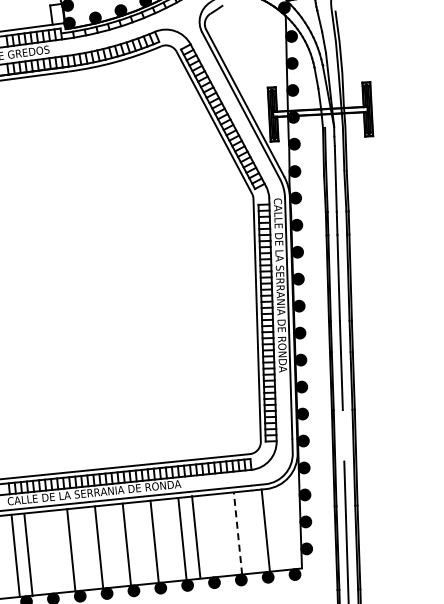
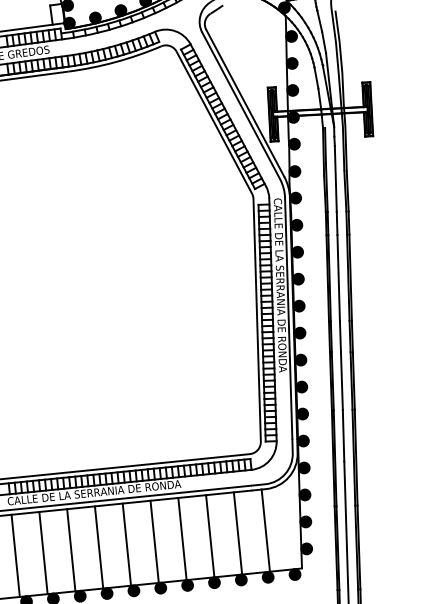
line: none -> present (343, 435)
line: dashed -> solid (237, 532)
line position: (196, 537) -> (210, 536) (210, 536)
line position: (28, 554) -> (43, 552) (43, 552)
